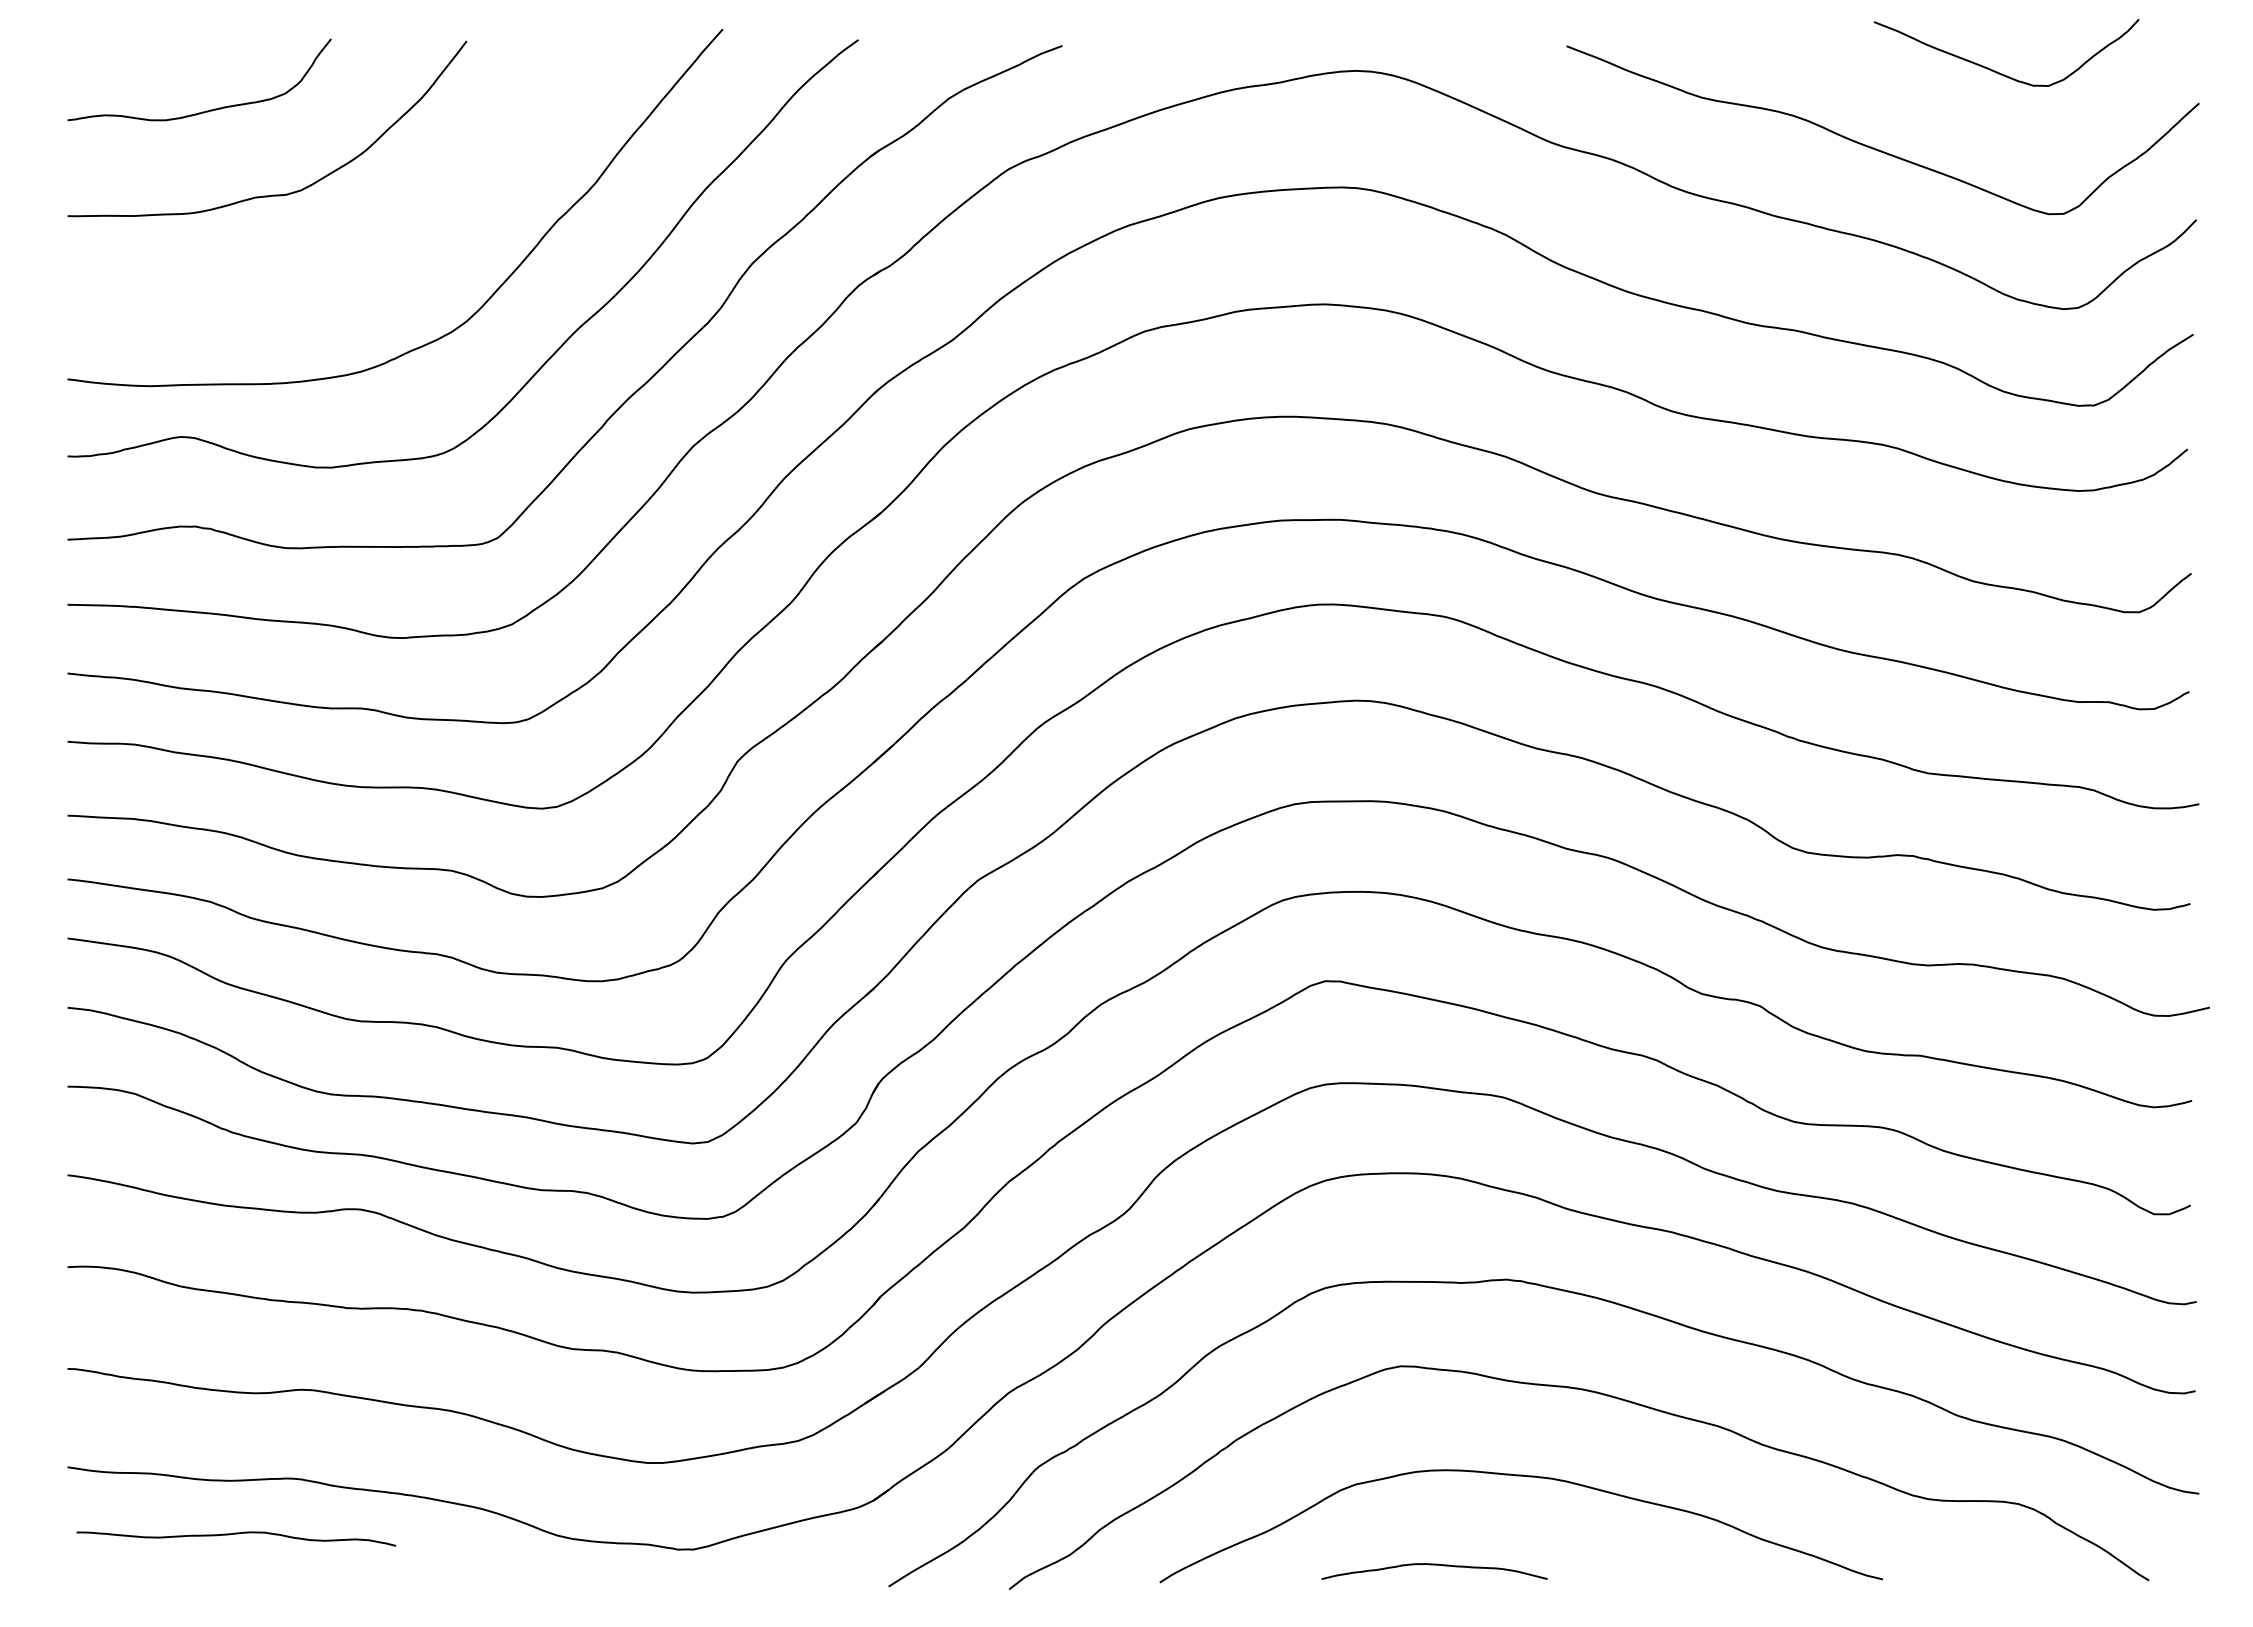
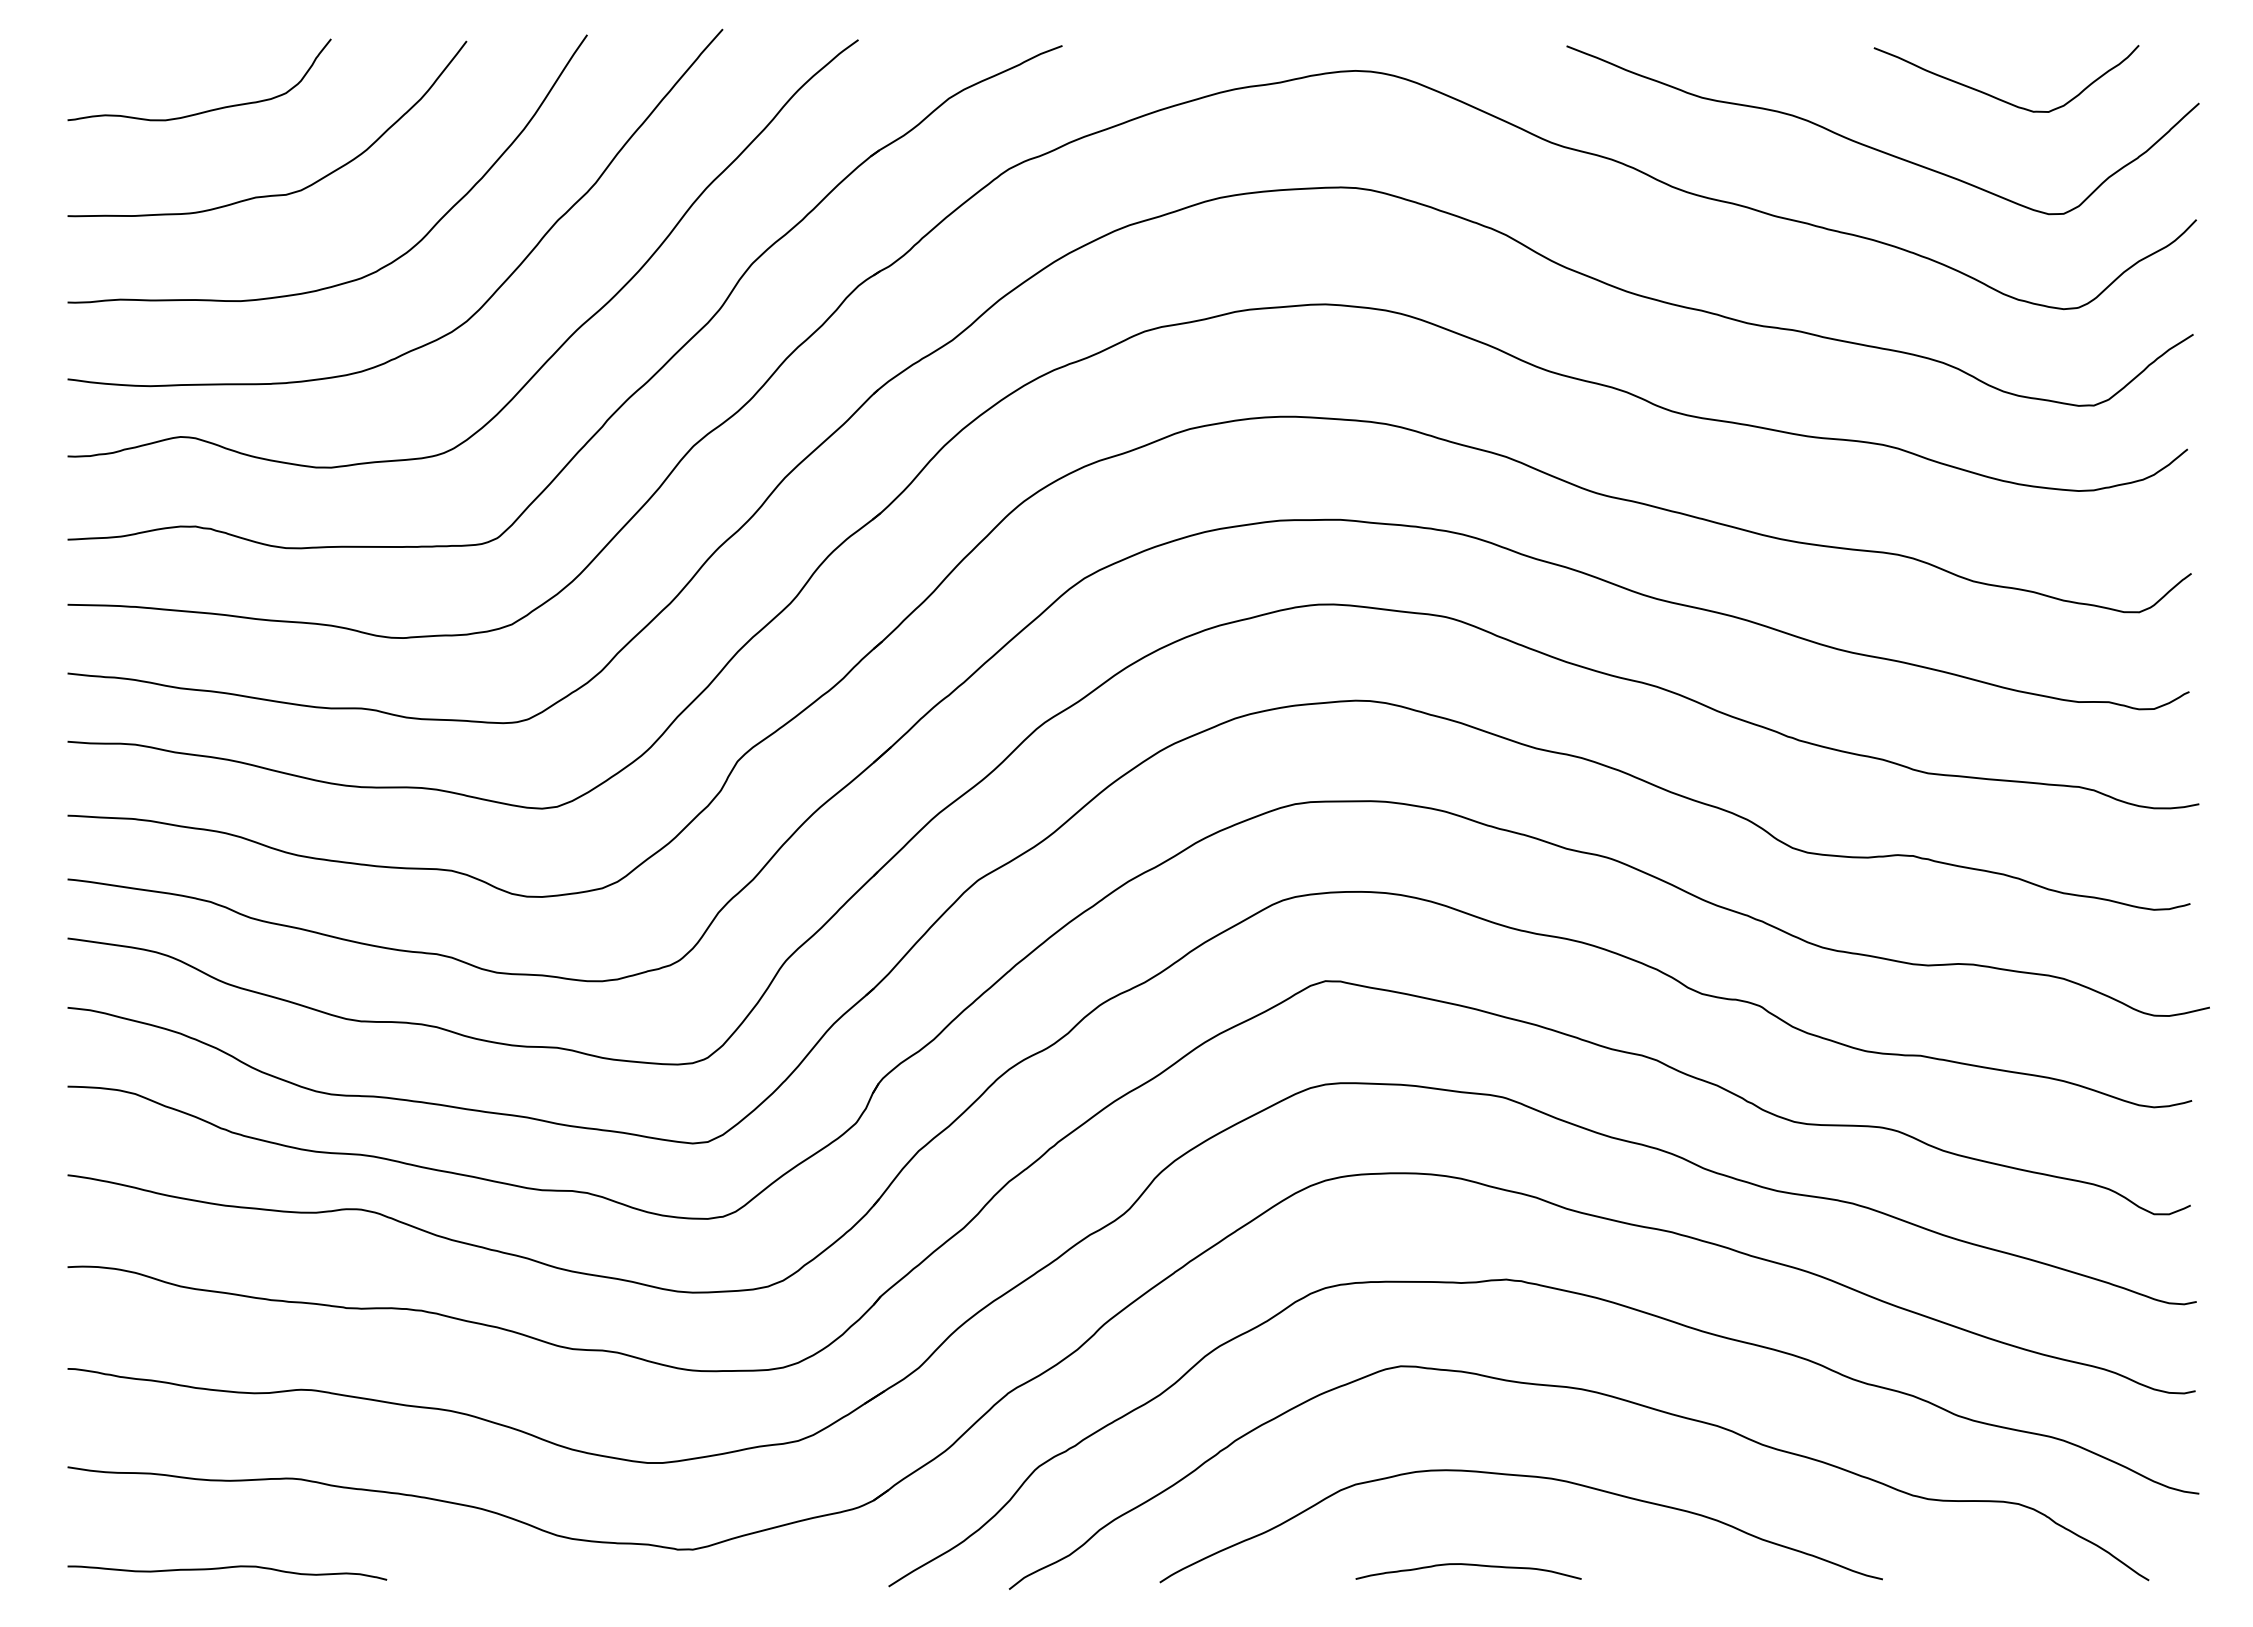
curve position: (1997, 71) -> (1997, 97) (1997, 97)
curve: none -> present (380, 267)
curve position: (236, 1534) -> (227, 1568) (227, 1568)
curve position: (1434, 1565) -> (1468, 1565) (1468, 1565)
